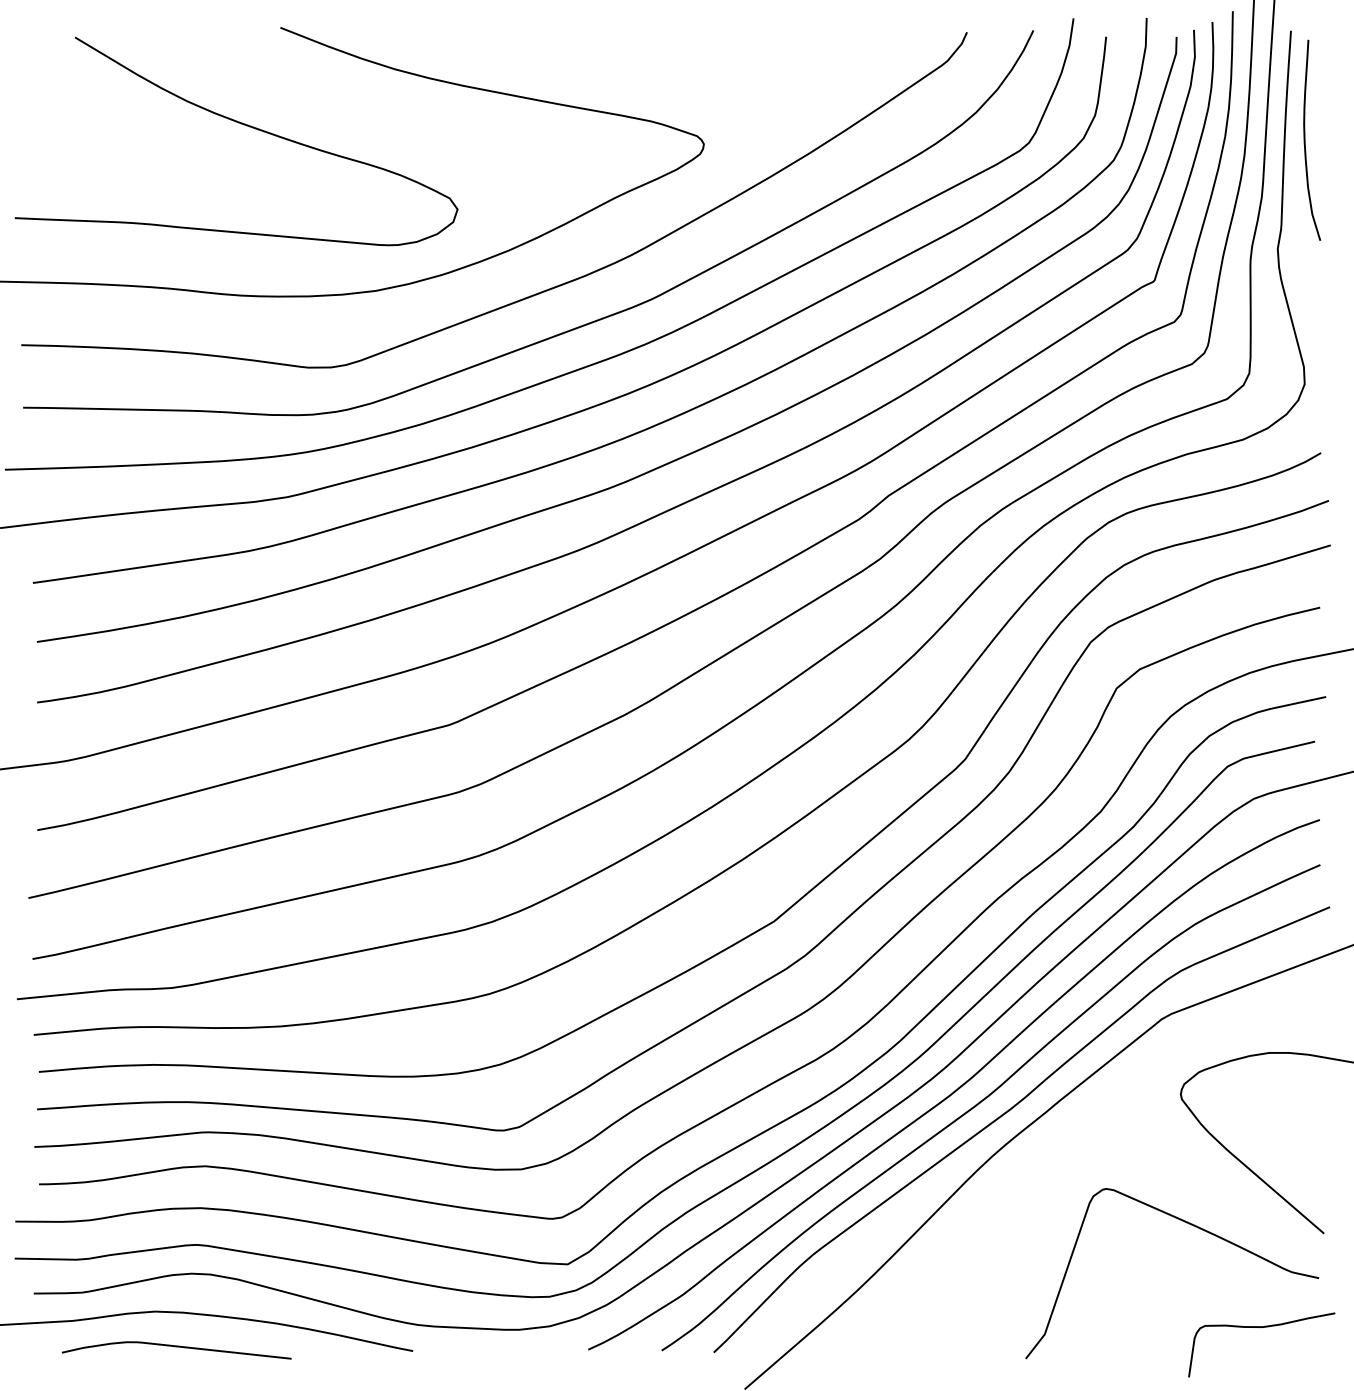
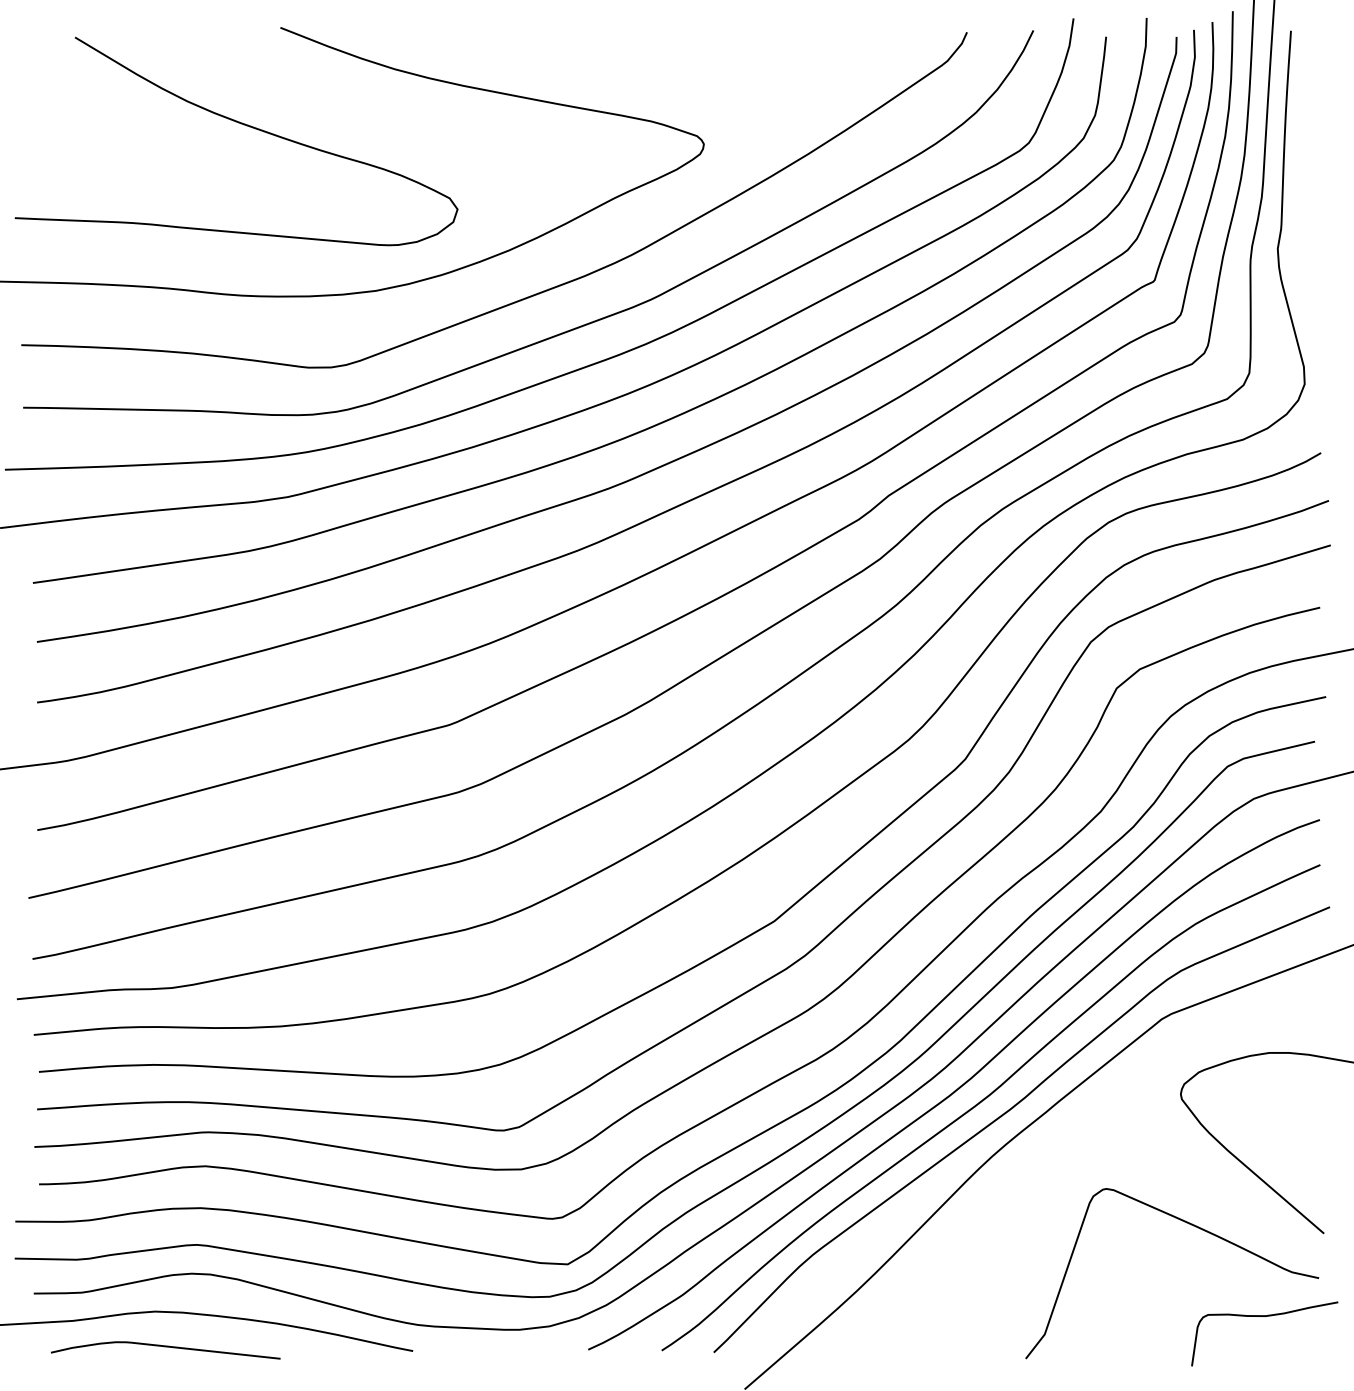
curve: present -> none (1305, 139)
curve position: (1261, 1327) -> (1264, 1316) (1264, 1316)
curve position: (176, 1347) -> (165, 1347) (165, 1347)
